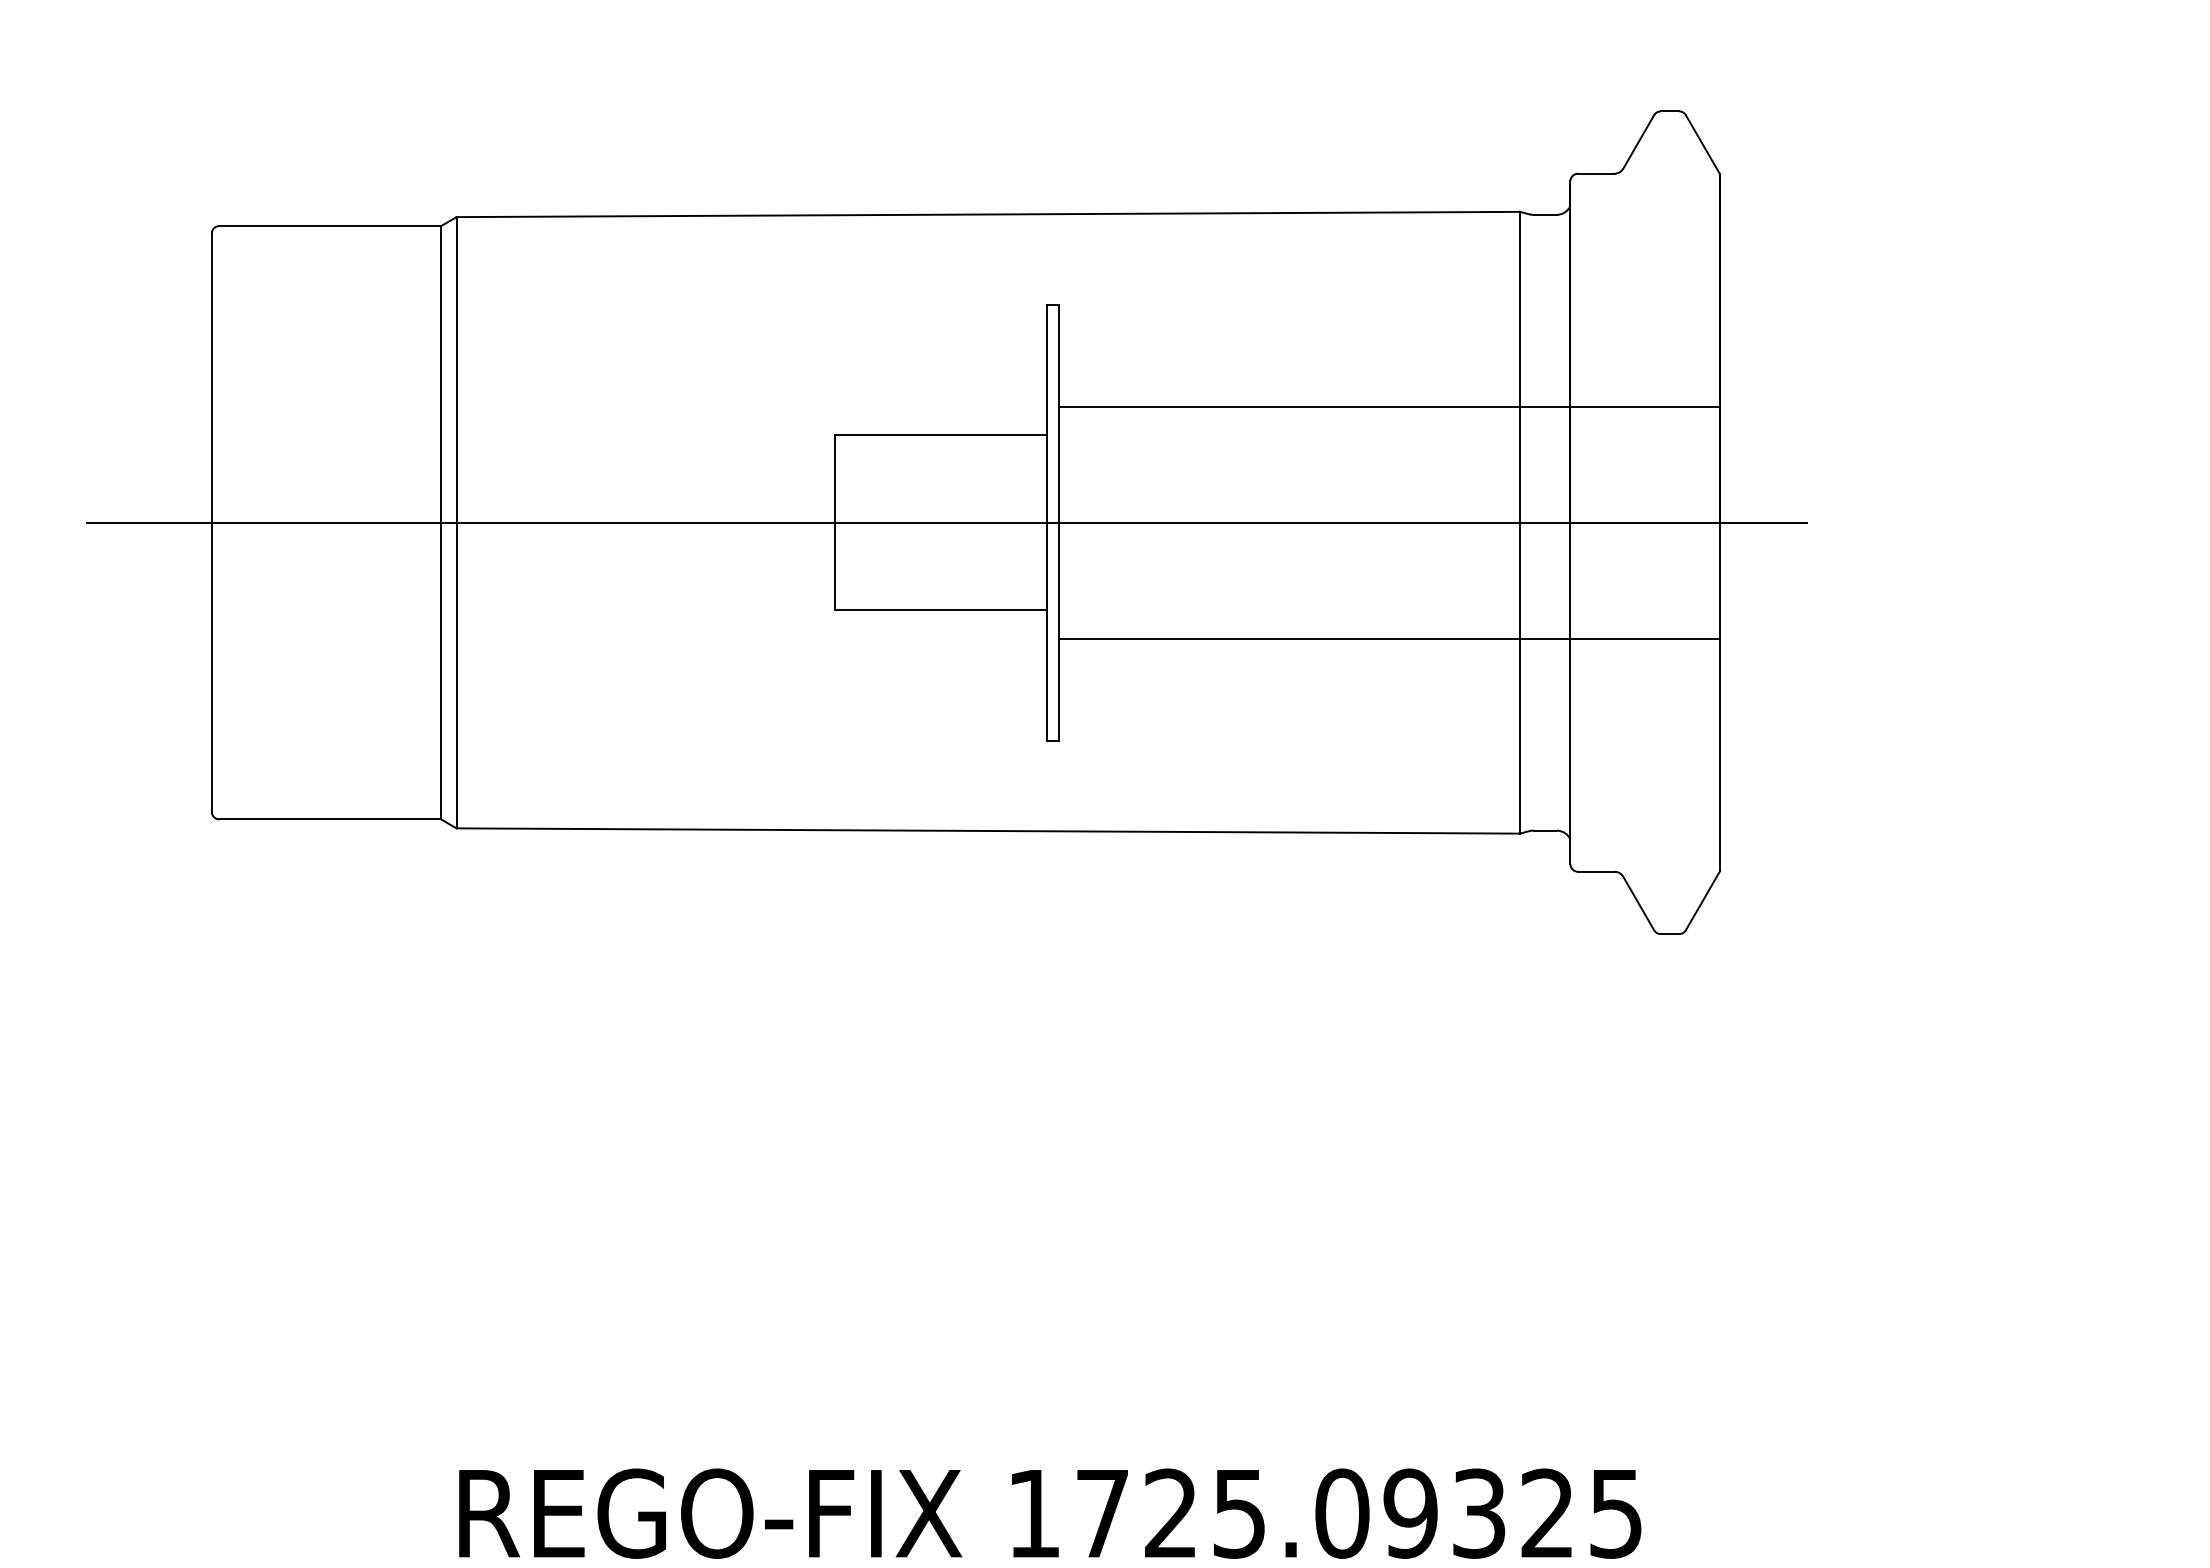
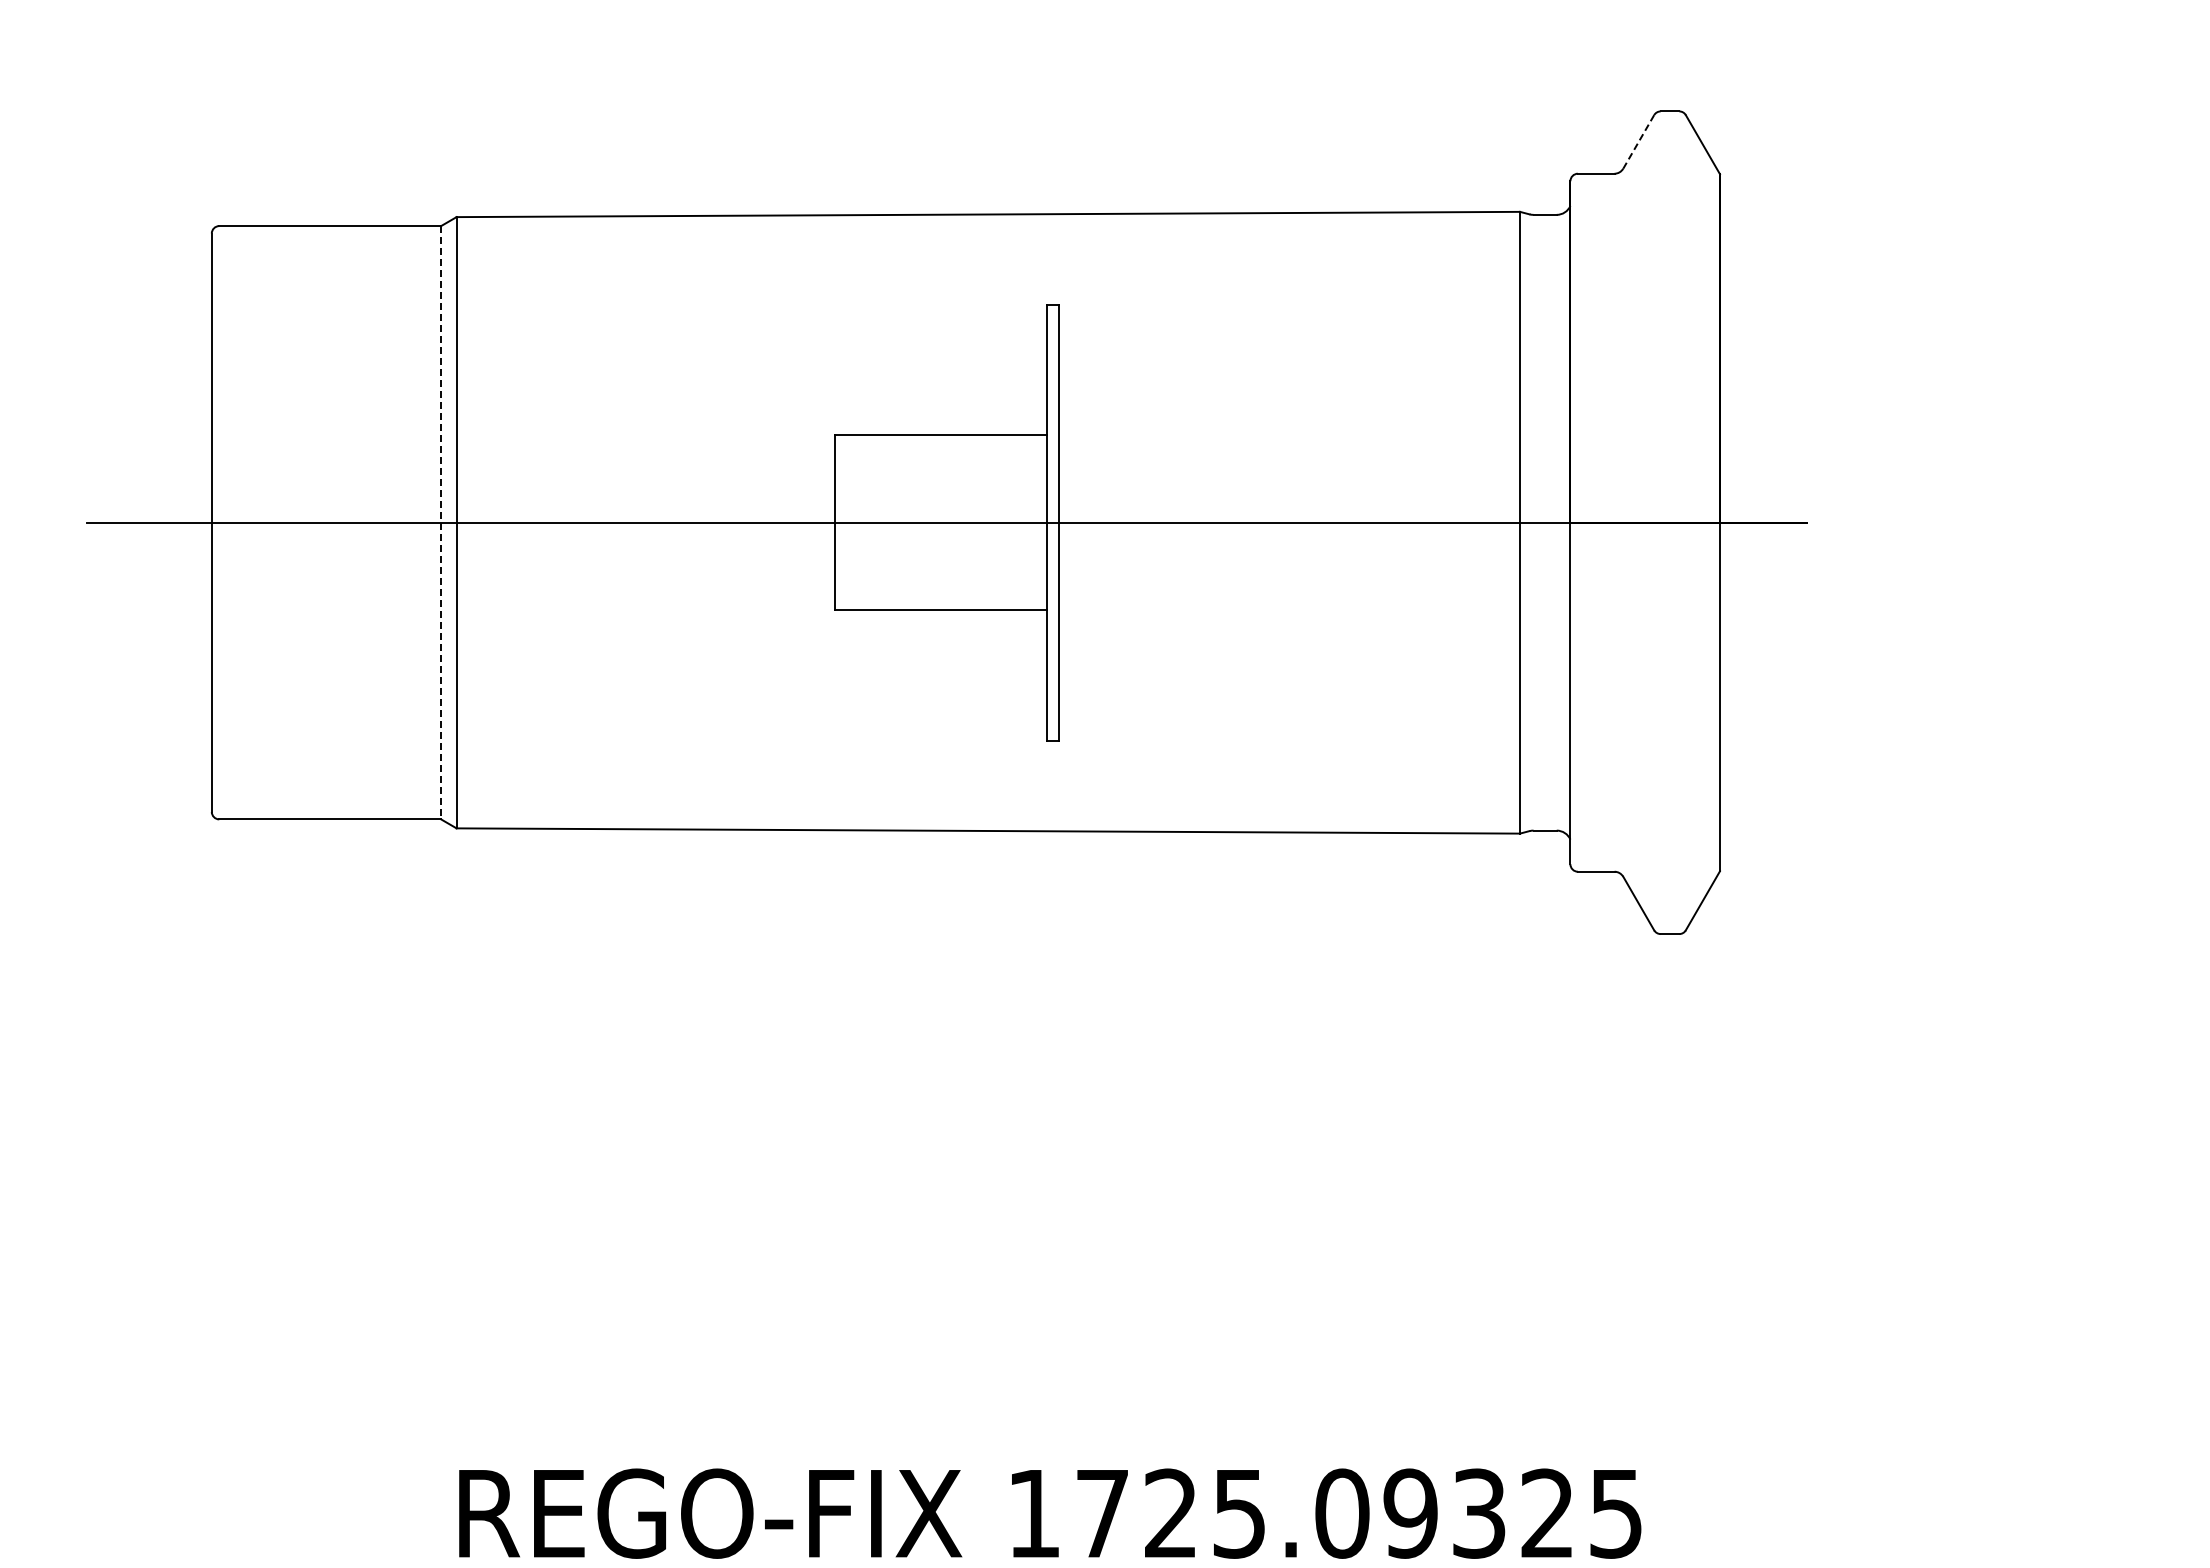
line: solid -> dashed (1638, 141)
line: present -> none (1389, 406)
line: solid -> dashed (441, 522)
line: present -> none (1389, 638)
